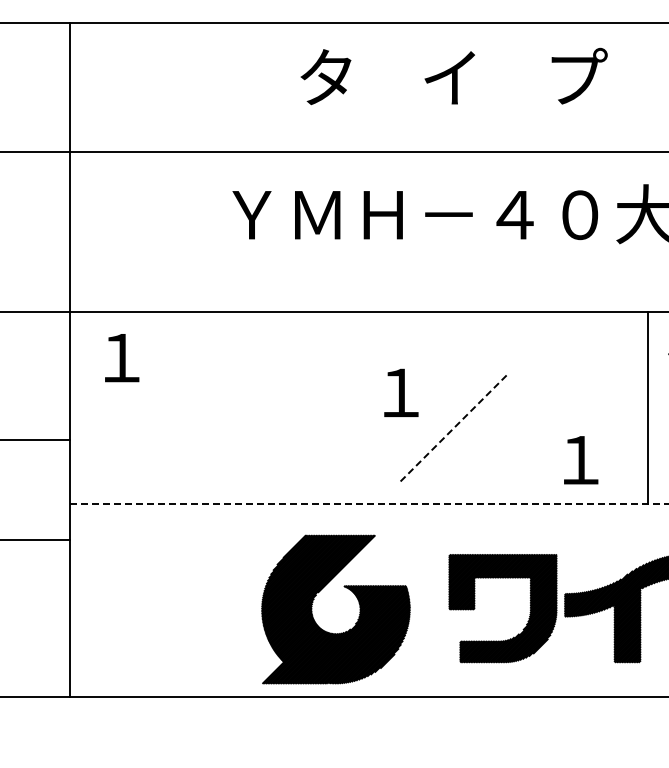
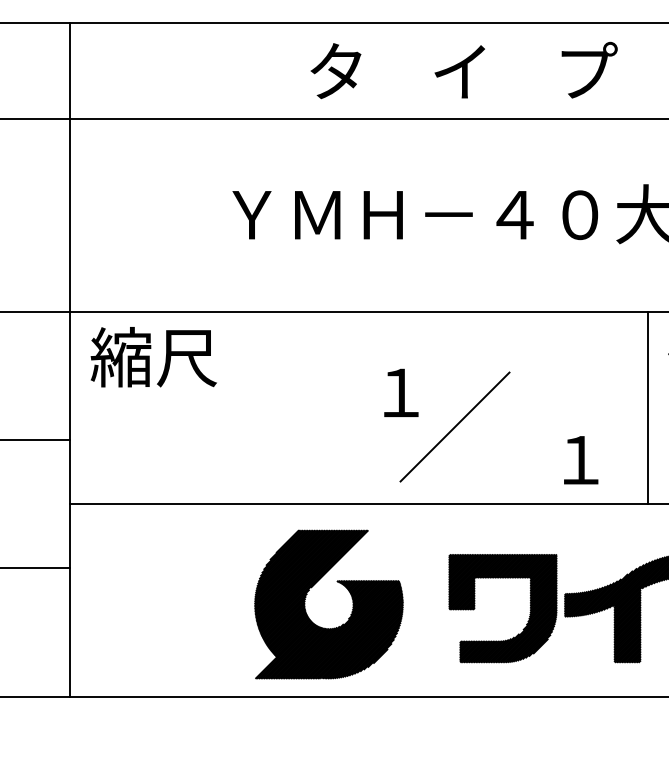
text position: (453, 76) -> (463, 70) (463, 70)
line position: (333, 152) -> (333, 119) (333, 119)
text: １ -> 縮尺 (153, 357)
line: dashed -> solid (455, 427)
line: dashed -> solid (369, 504)
line position: (36, 540) -> (36, 568) (36, 568)
part position: (313, 615) -> (306, 610) (306, 610)
